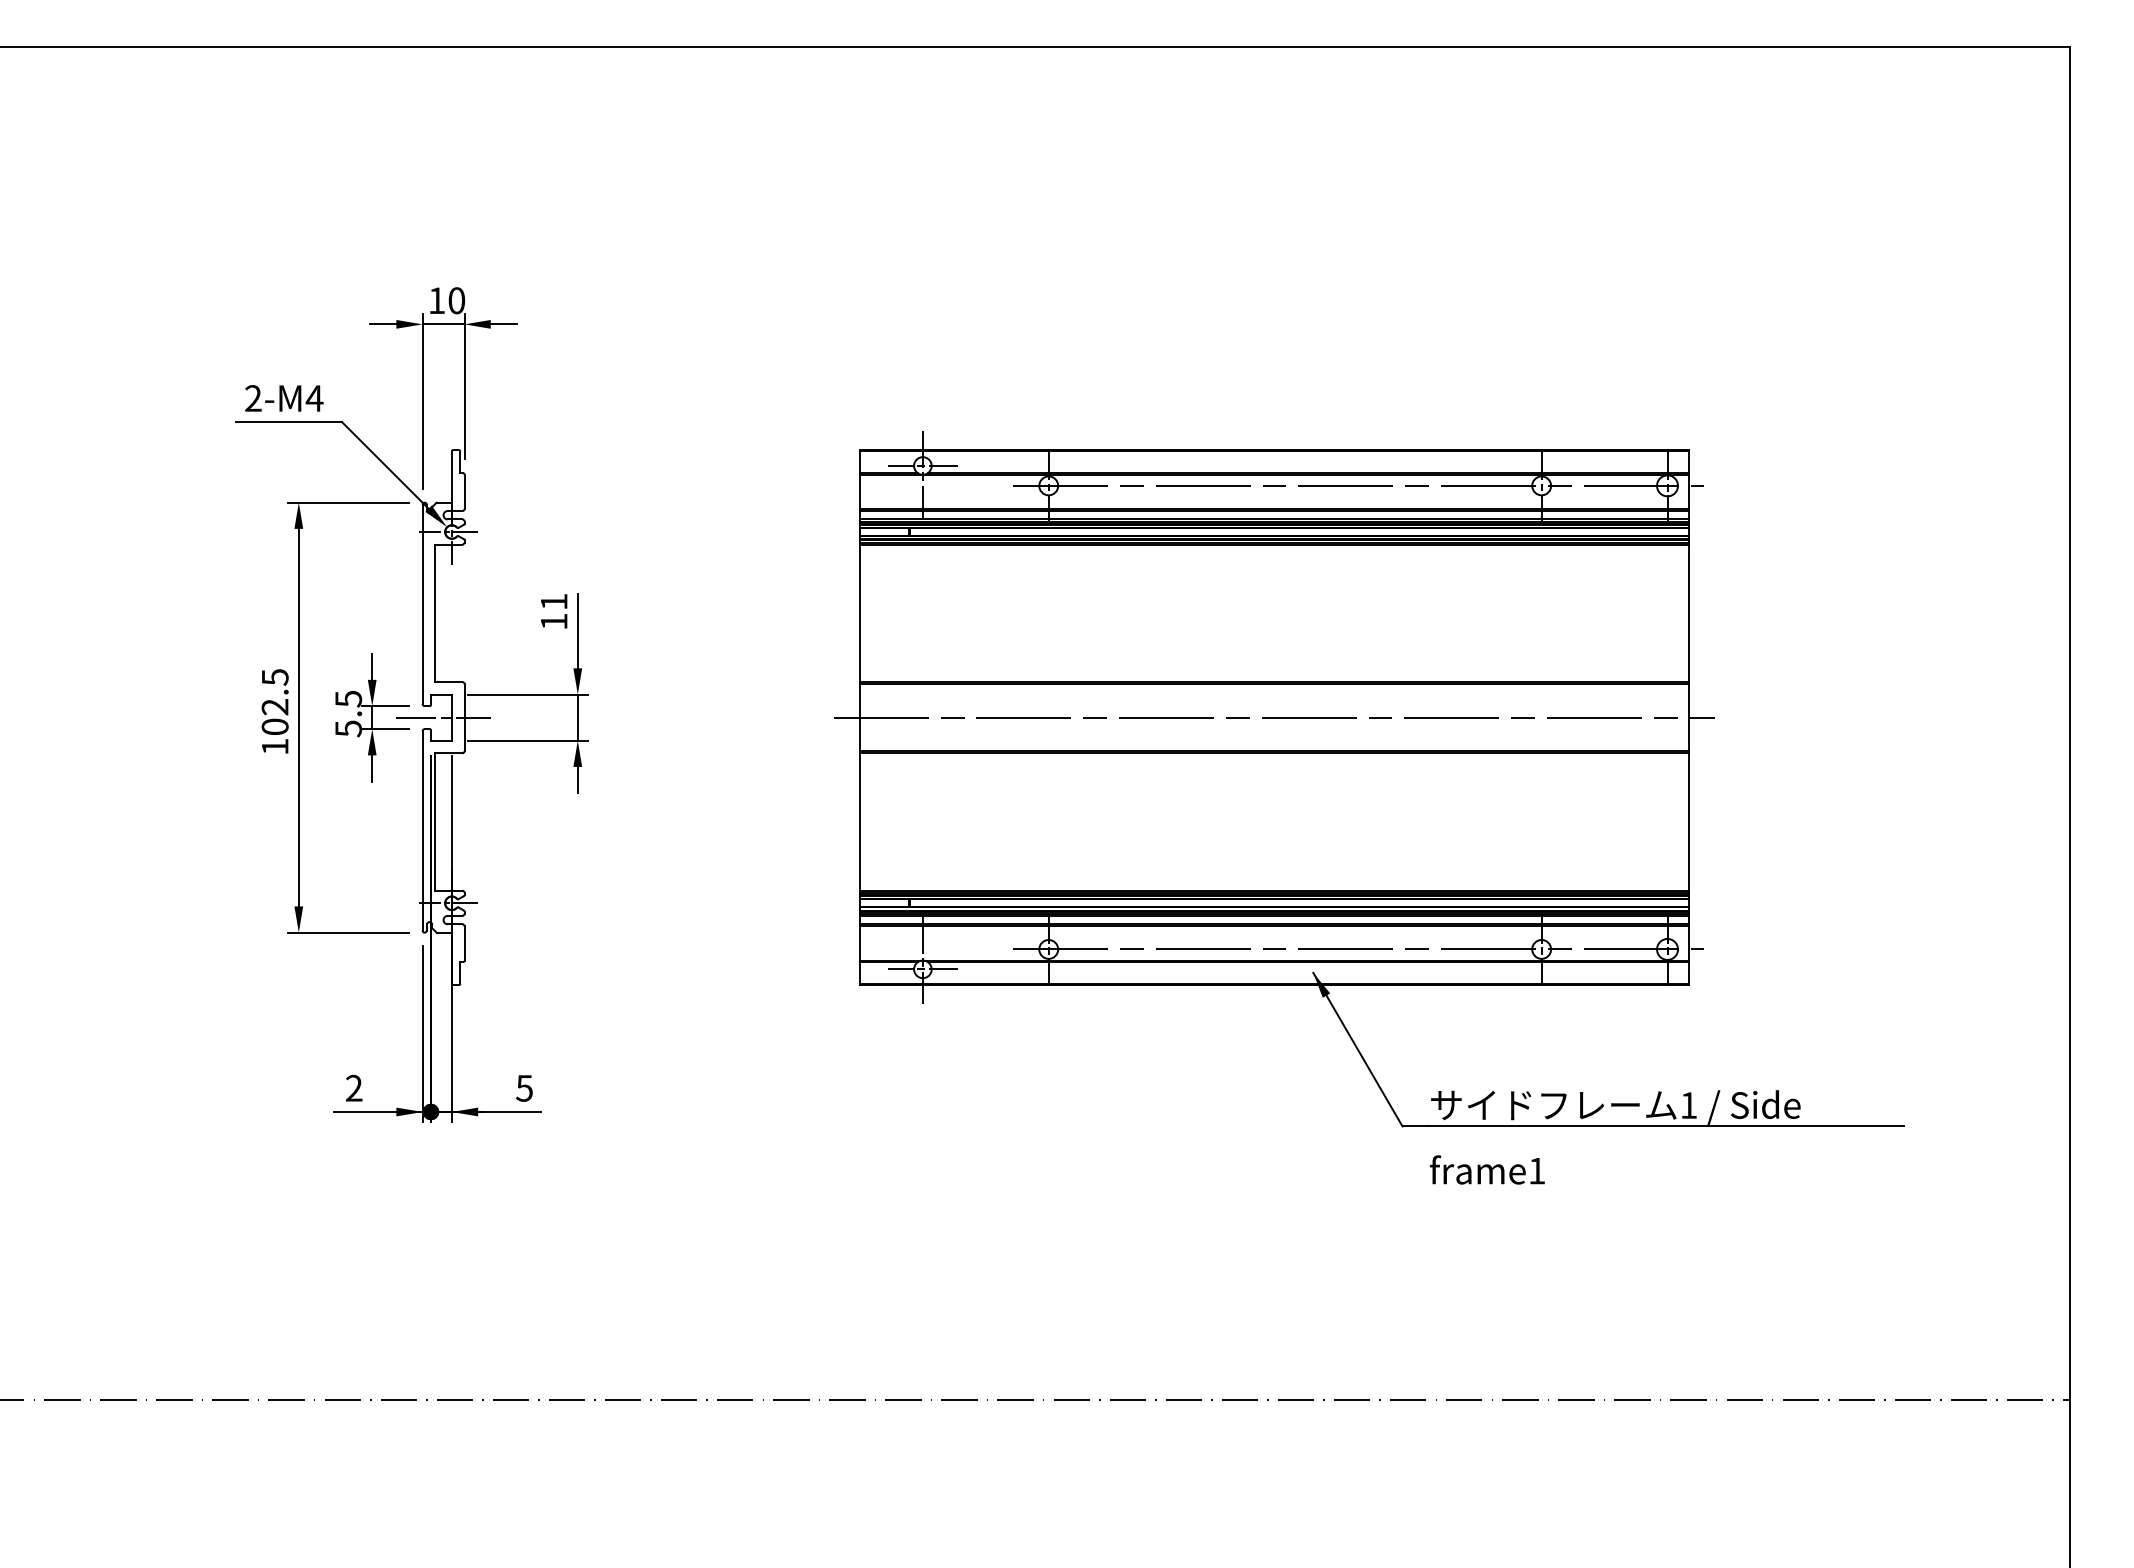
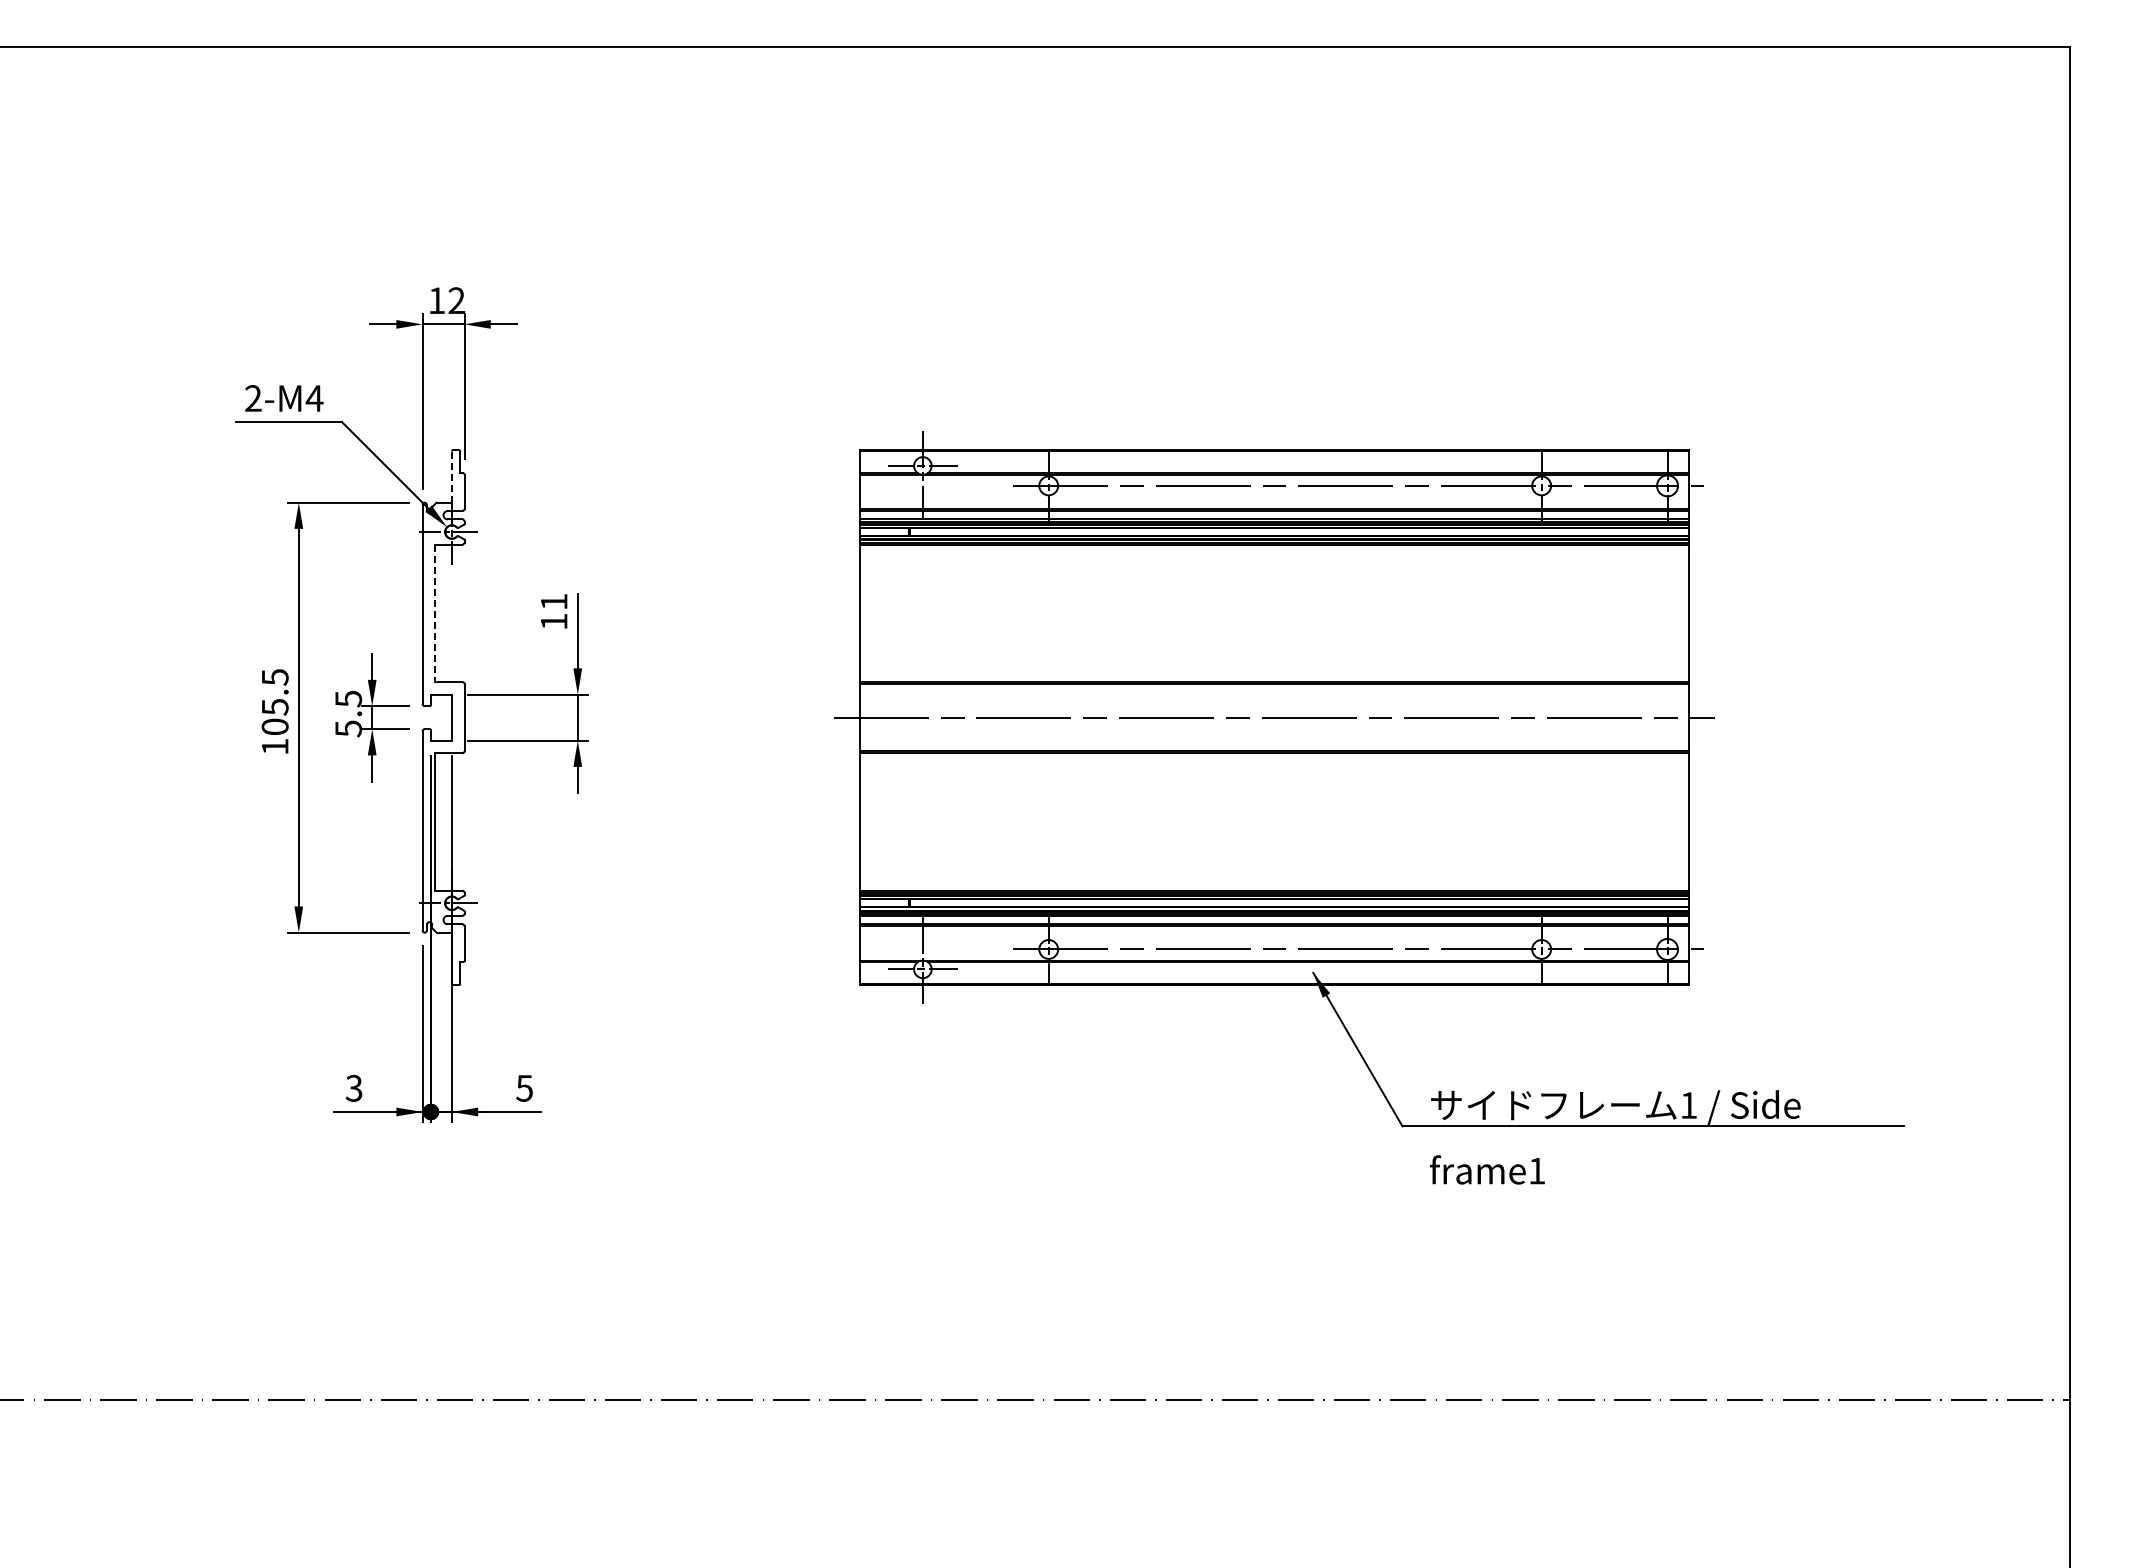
text: 10 -> 12 (456, 300)
line: solid -> dashed (451, 477)
line: solid -> dashed (435, 613)
text: 102.5 -> 105.5 (274, 707)
line: present -> none (443, 717)
text: 2 -> 3 (353, 1088)
